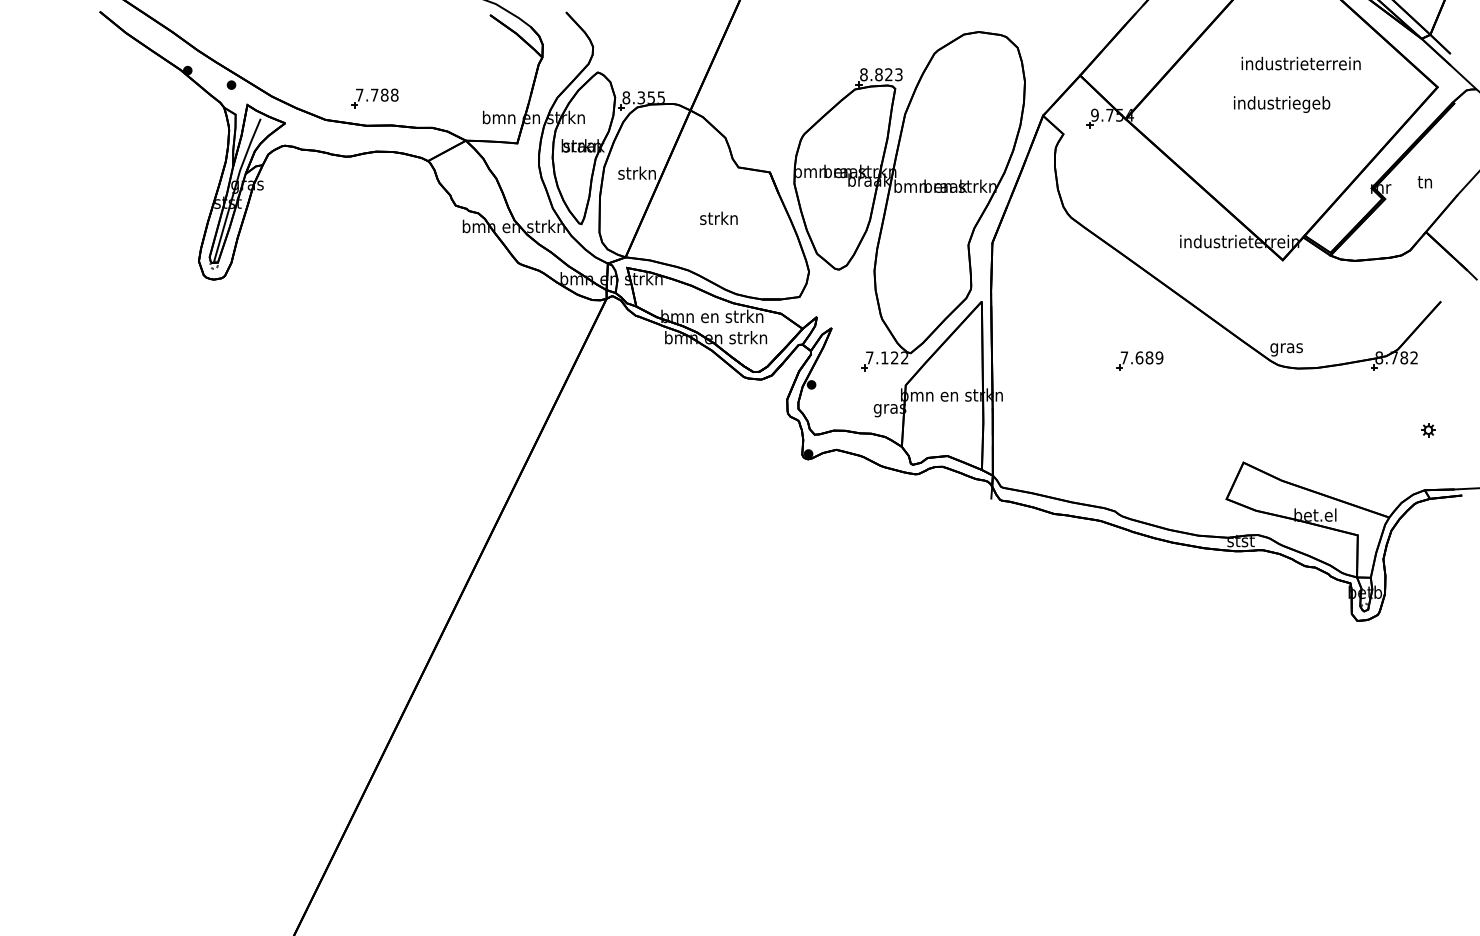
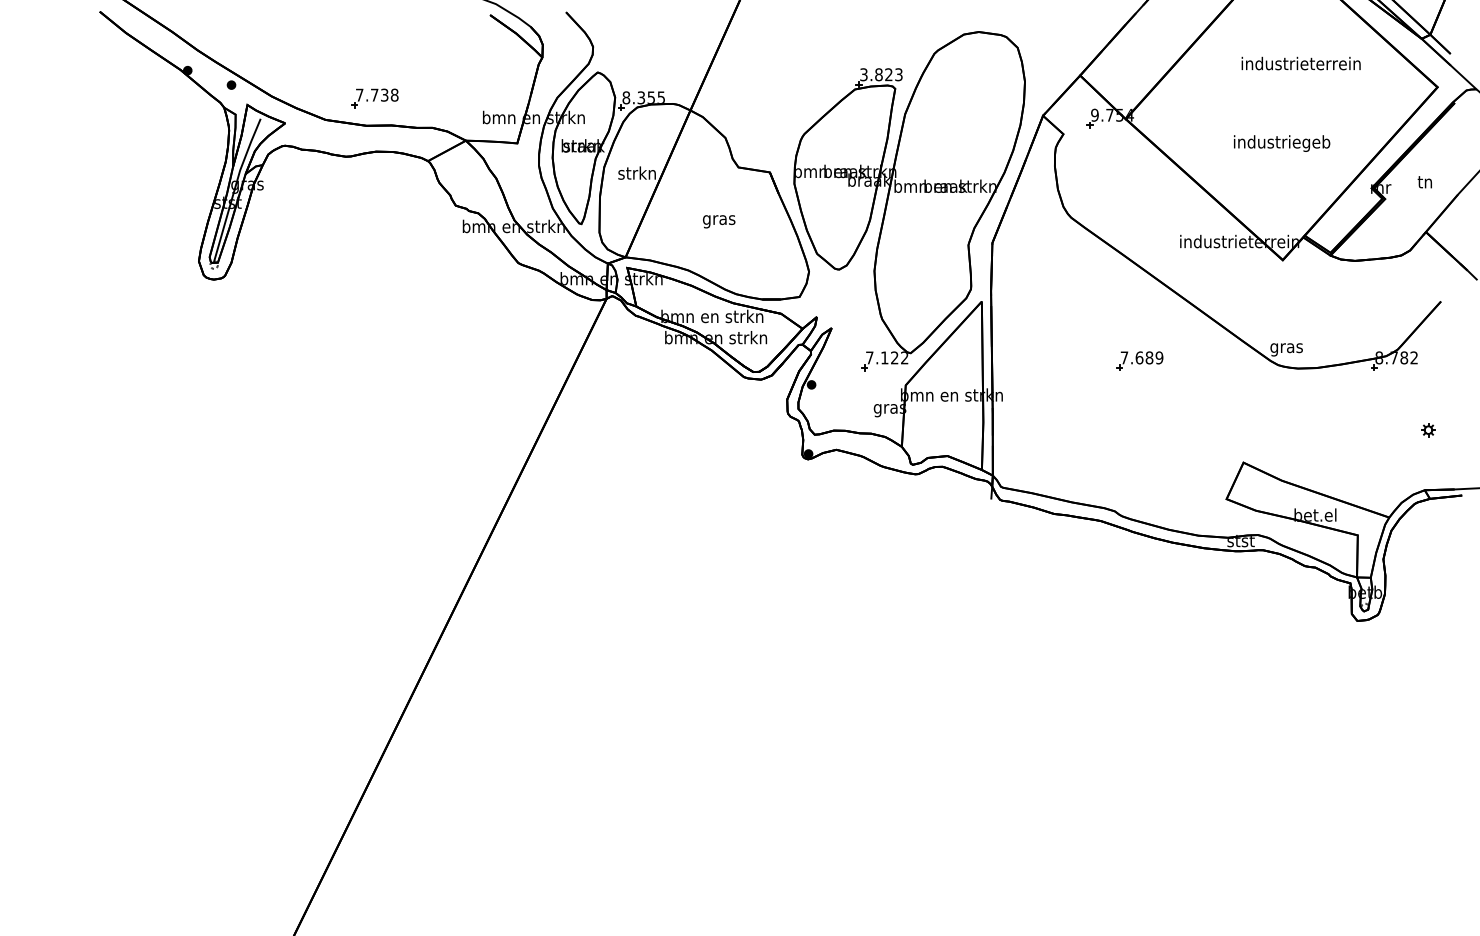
text: 8.823 -> 3.823 (863, 74)
text: 7.788 -> 7.738 (384, 94)
text position: (1282, 104) -> (1282, 143) (1282, 143)
text: strkn -> gras (718, 219)
